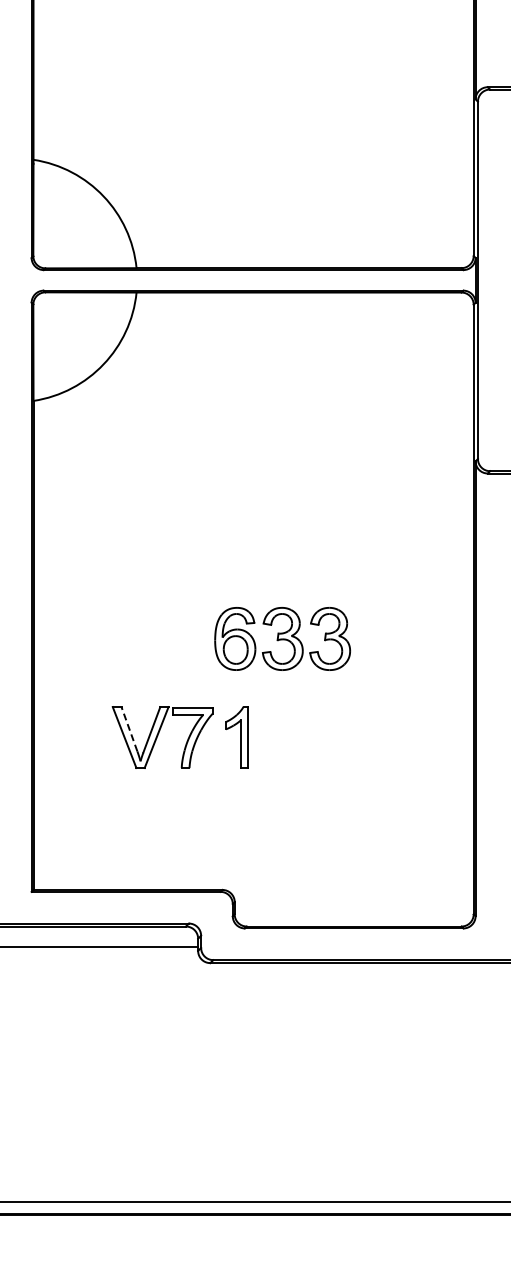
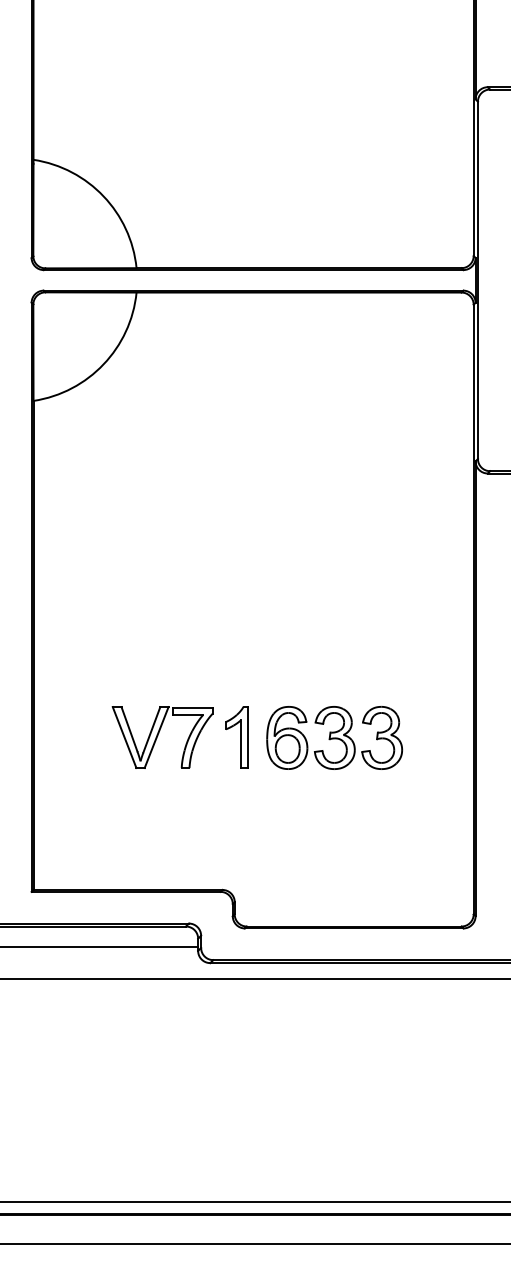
part position: (282, 638) -> (334, 737) (334, 737)
line: dashed -> solid (129, 729)
line: none -> present (254, 978)
line: none -> present (254, 1243)
